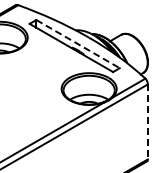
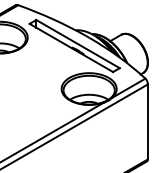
line: dashed -> solid (78, 44)
line: dashed -> solid (147, 122)
